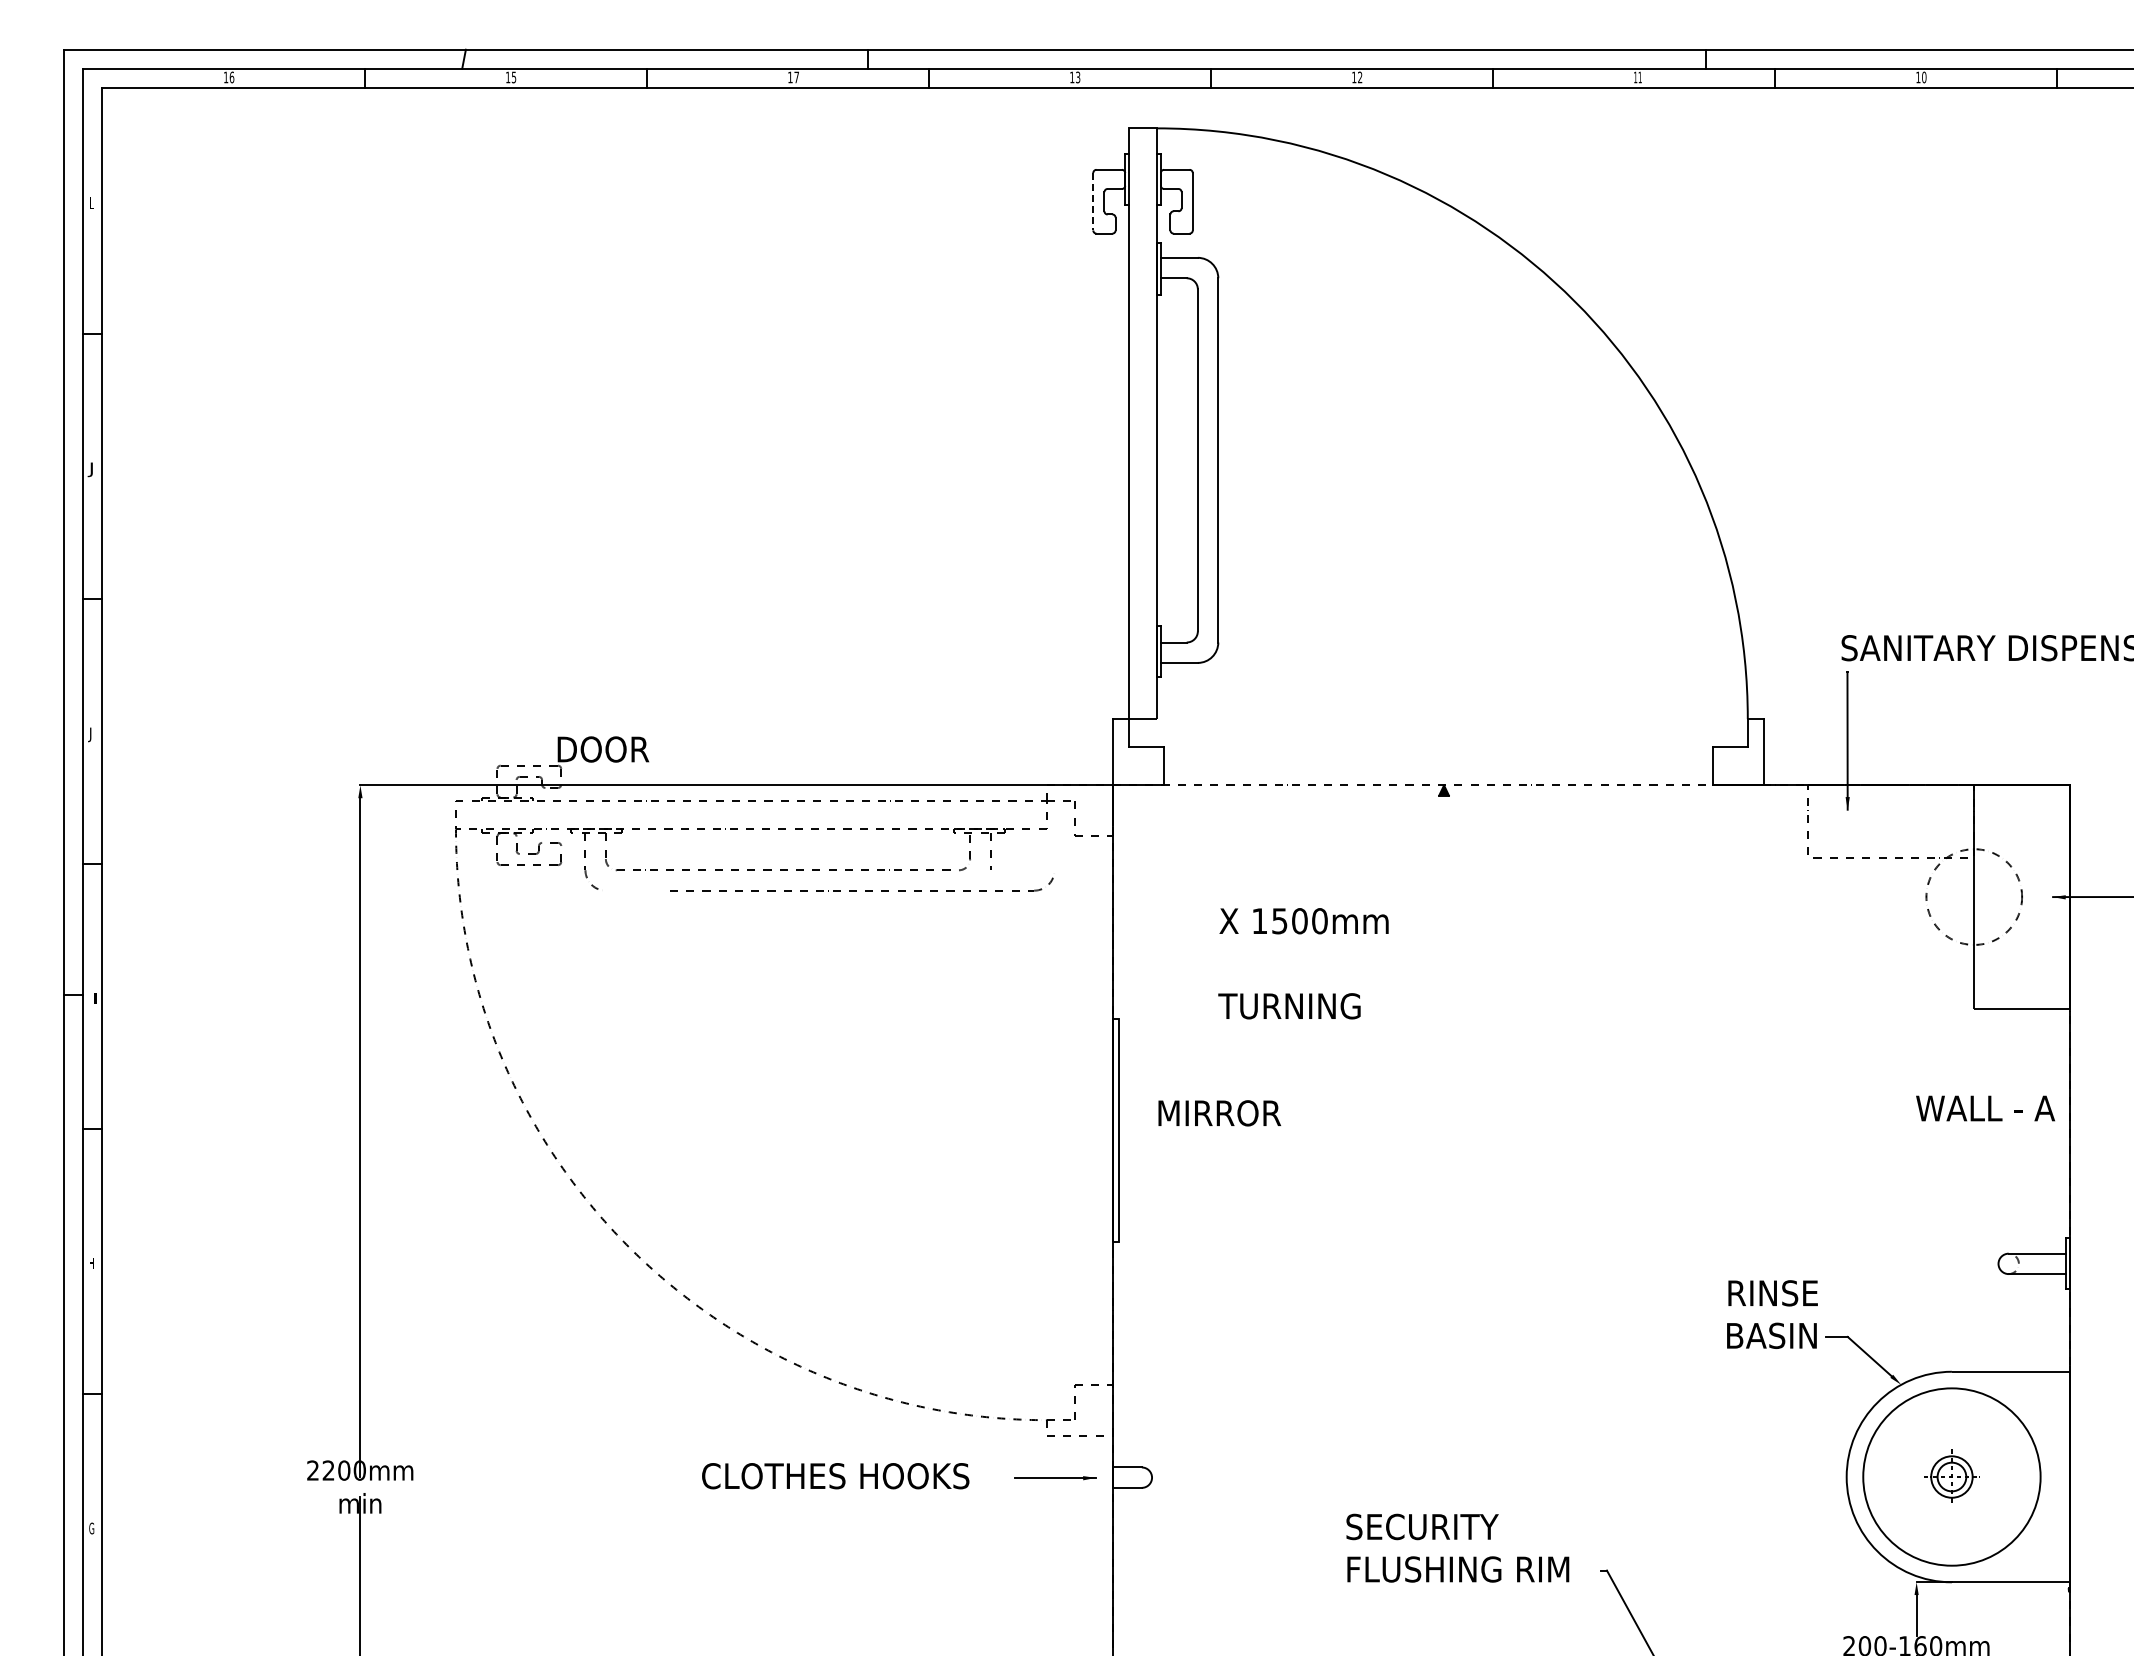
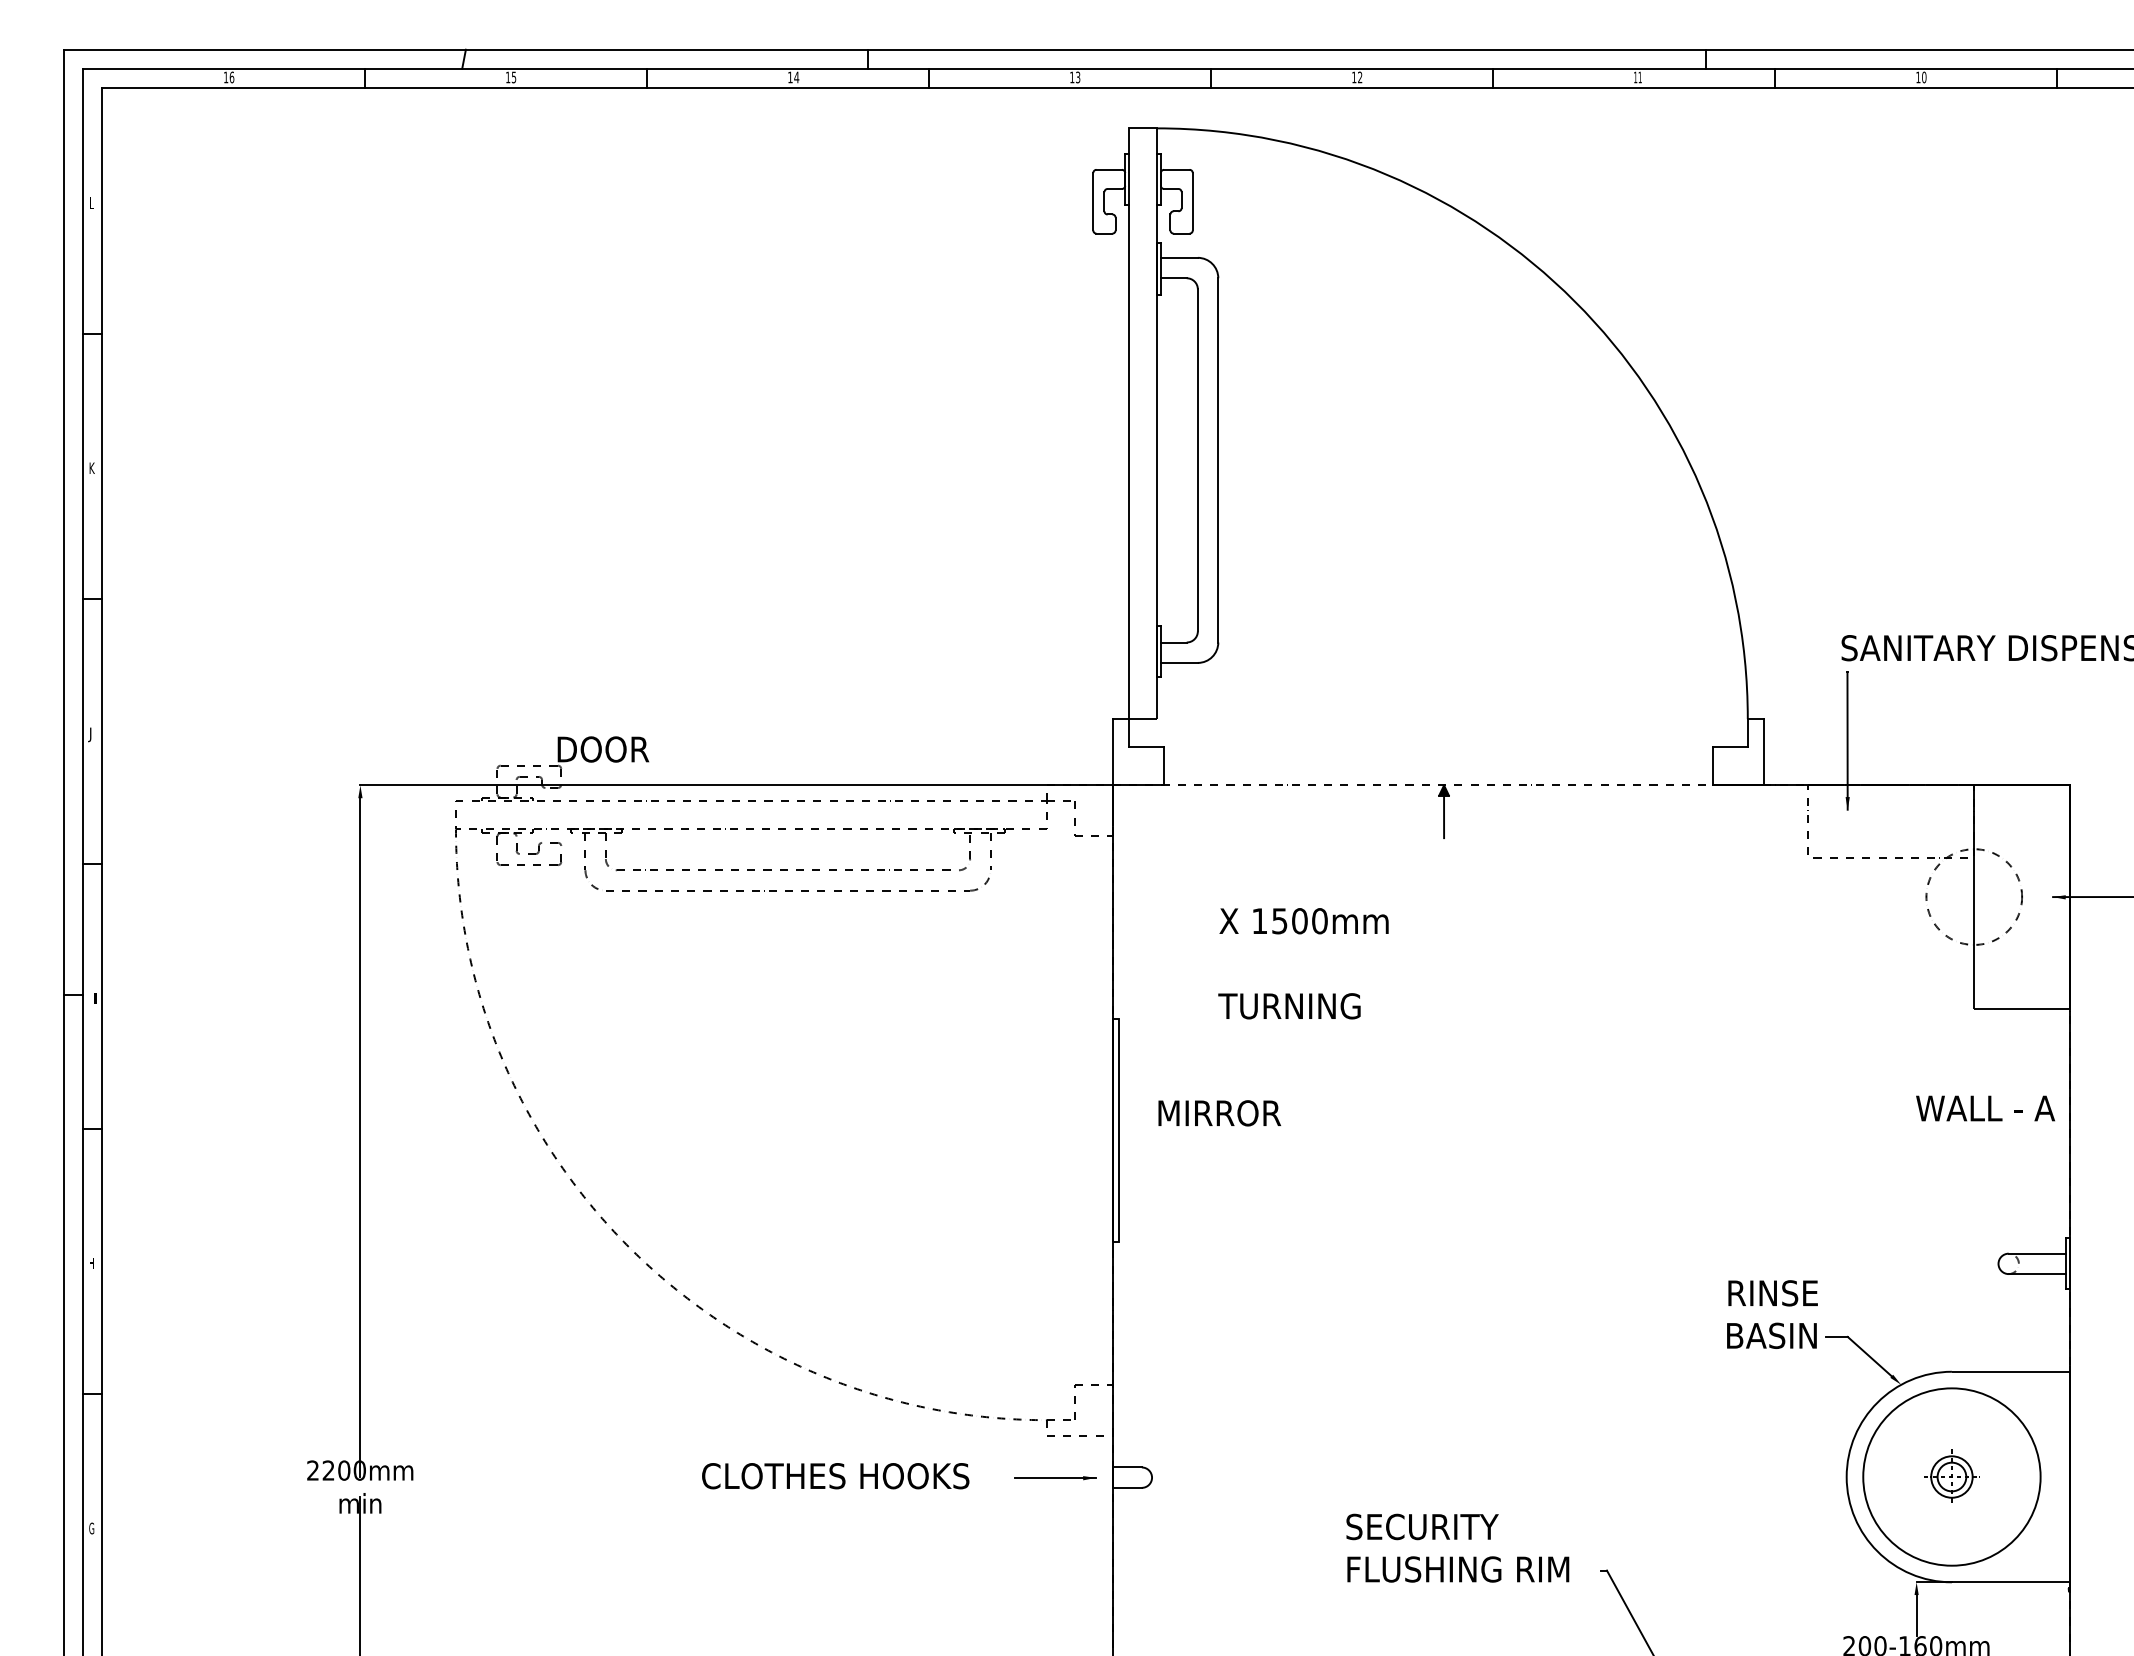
text: 17 -> 14 (796, 77)
line: dashed -> solid (1093, 201)
text: J -> K (90, 469)
line: none -> present (1444, 816)
part position: (865, 890) -> (801, 890) (801, 890)
